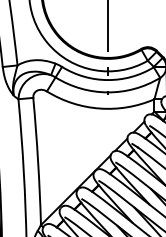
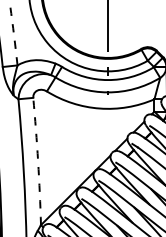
arc: solid -> dashed (13, 32)
arc: solid -> dashed (38, 161)
